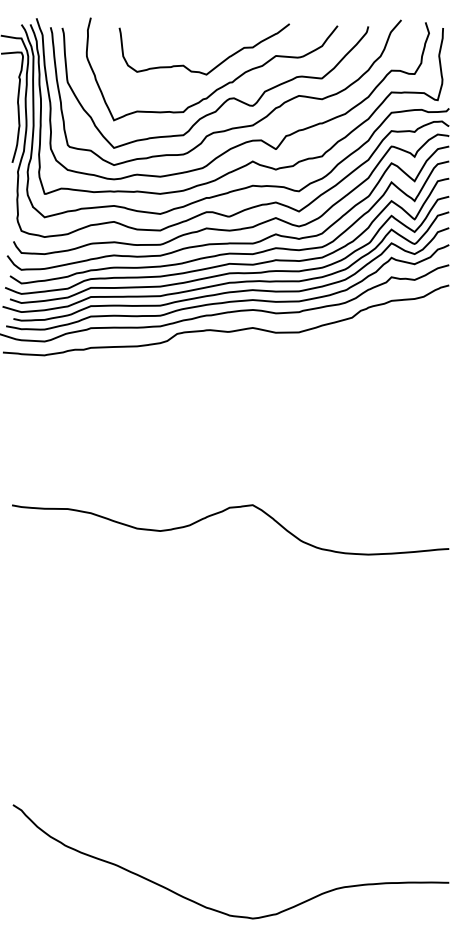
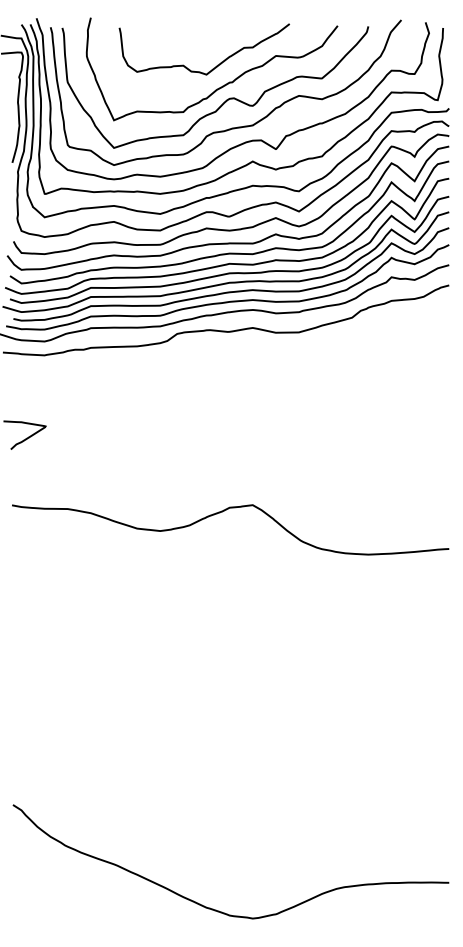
curve: none -> present (26, 437)
